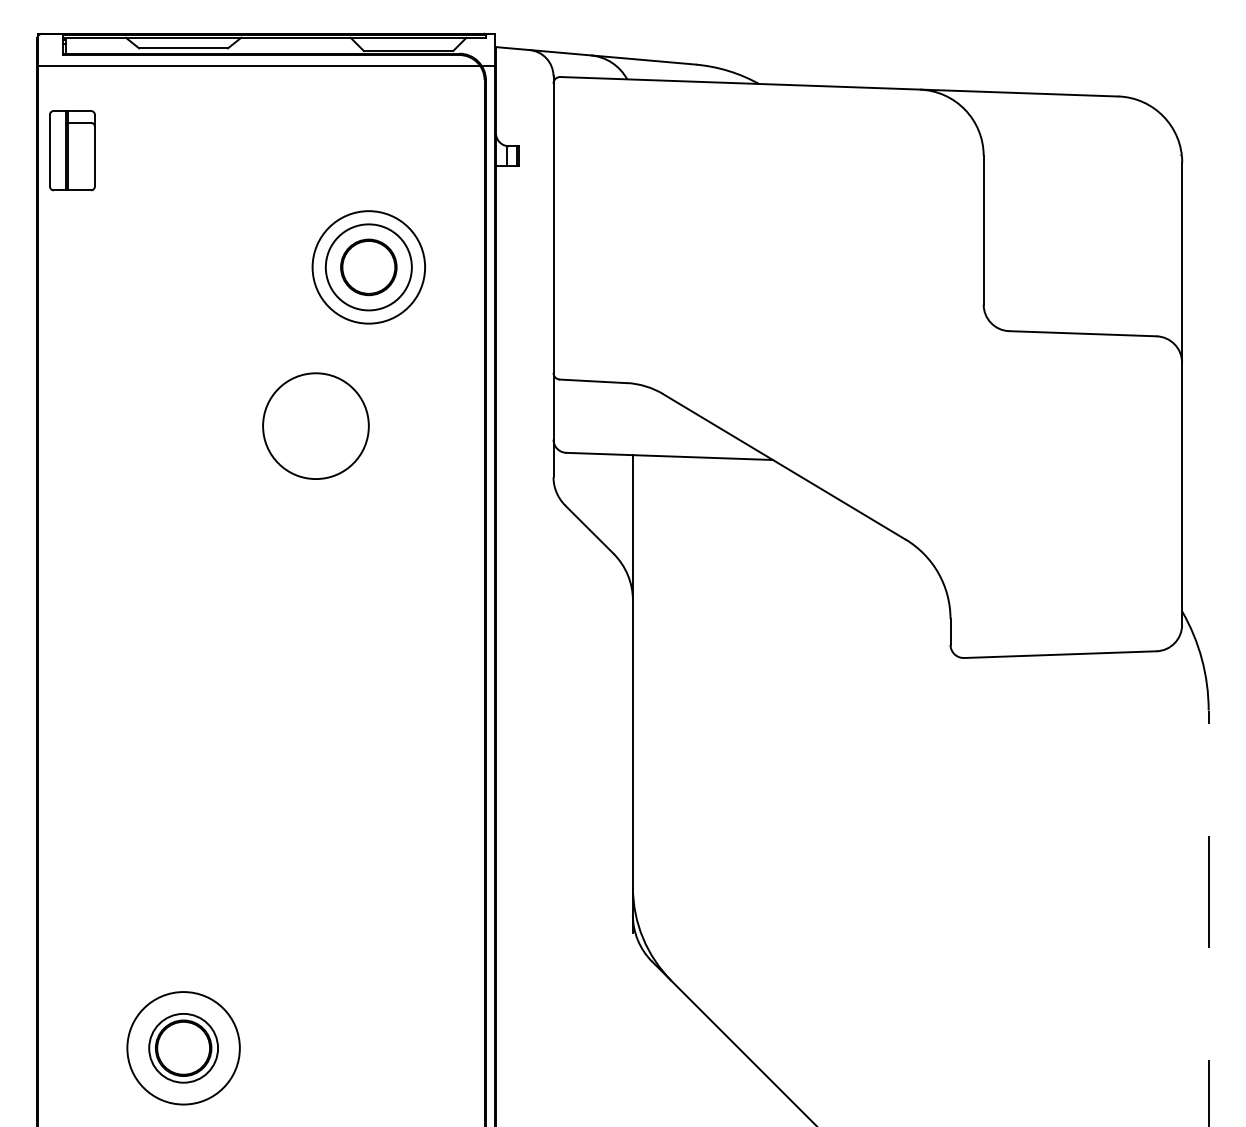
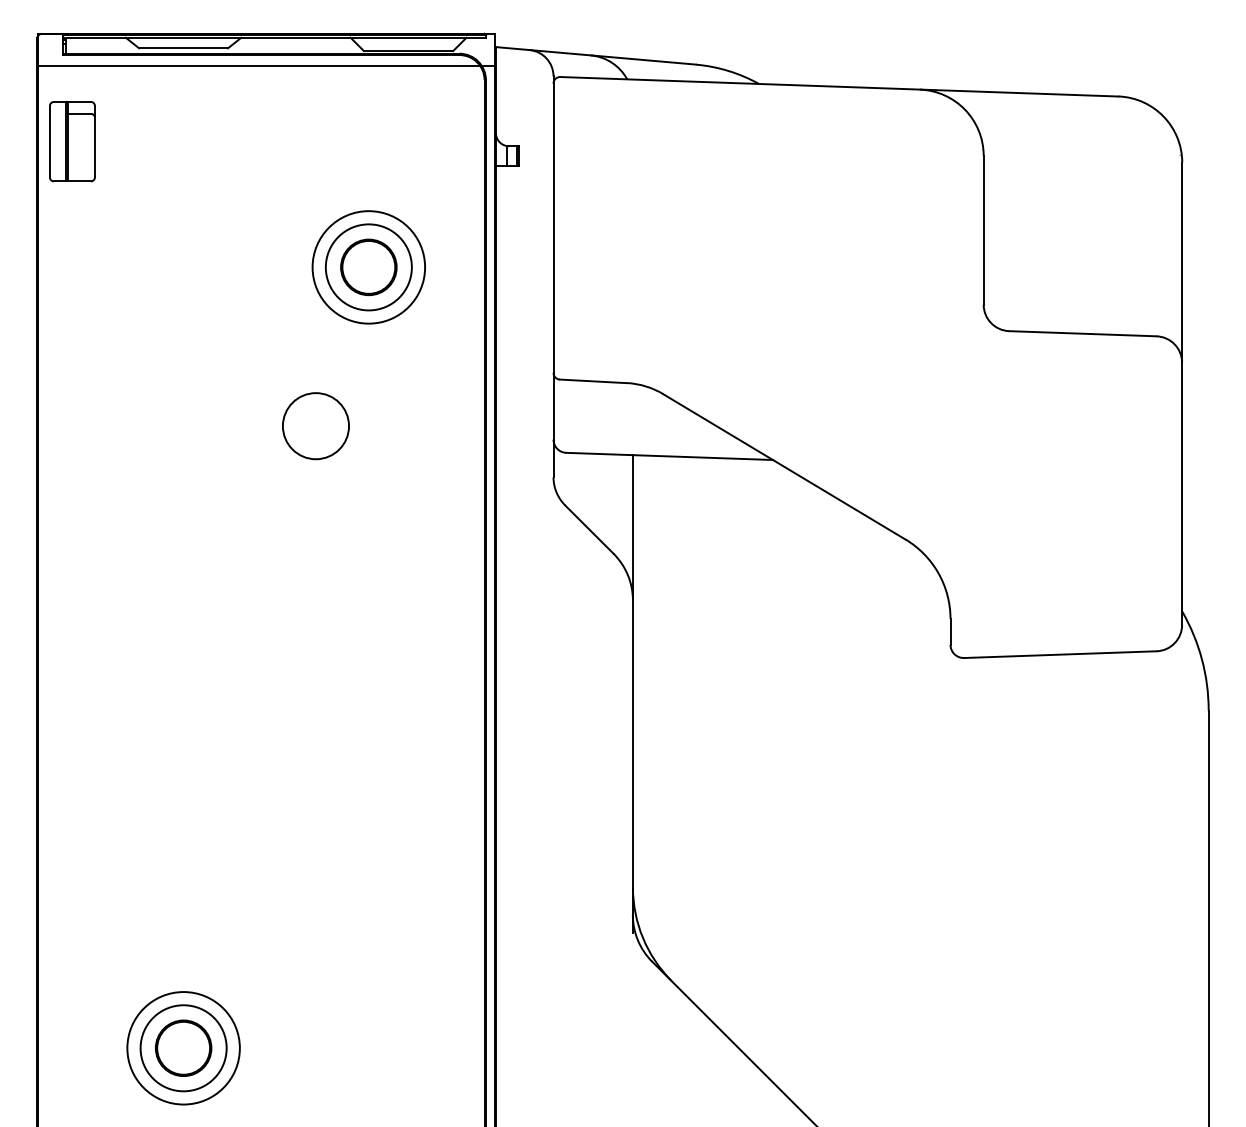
part position: (72, 150) -> (72, 141) (72, 141)
circle diameter: 106 px -> 66 px (315, 426)
line: dashed -> solid (1208, 918)
circle diameter: 69 px -> 86 px (183, 1048)
